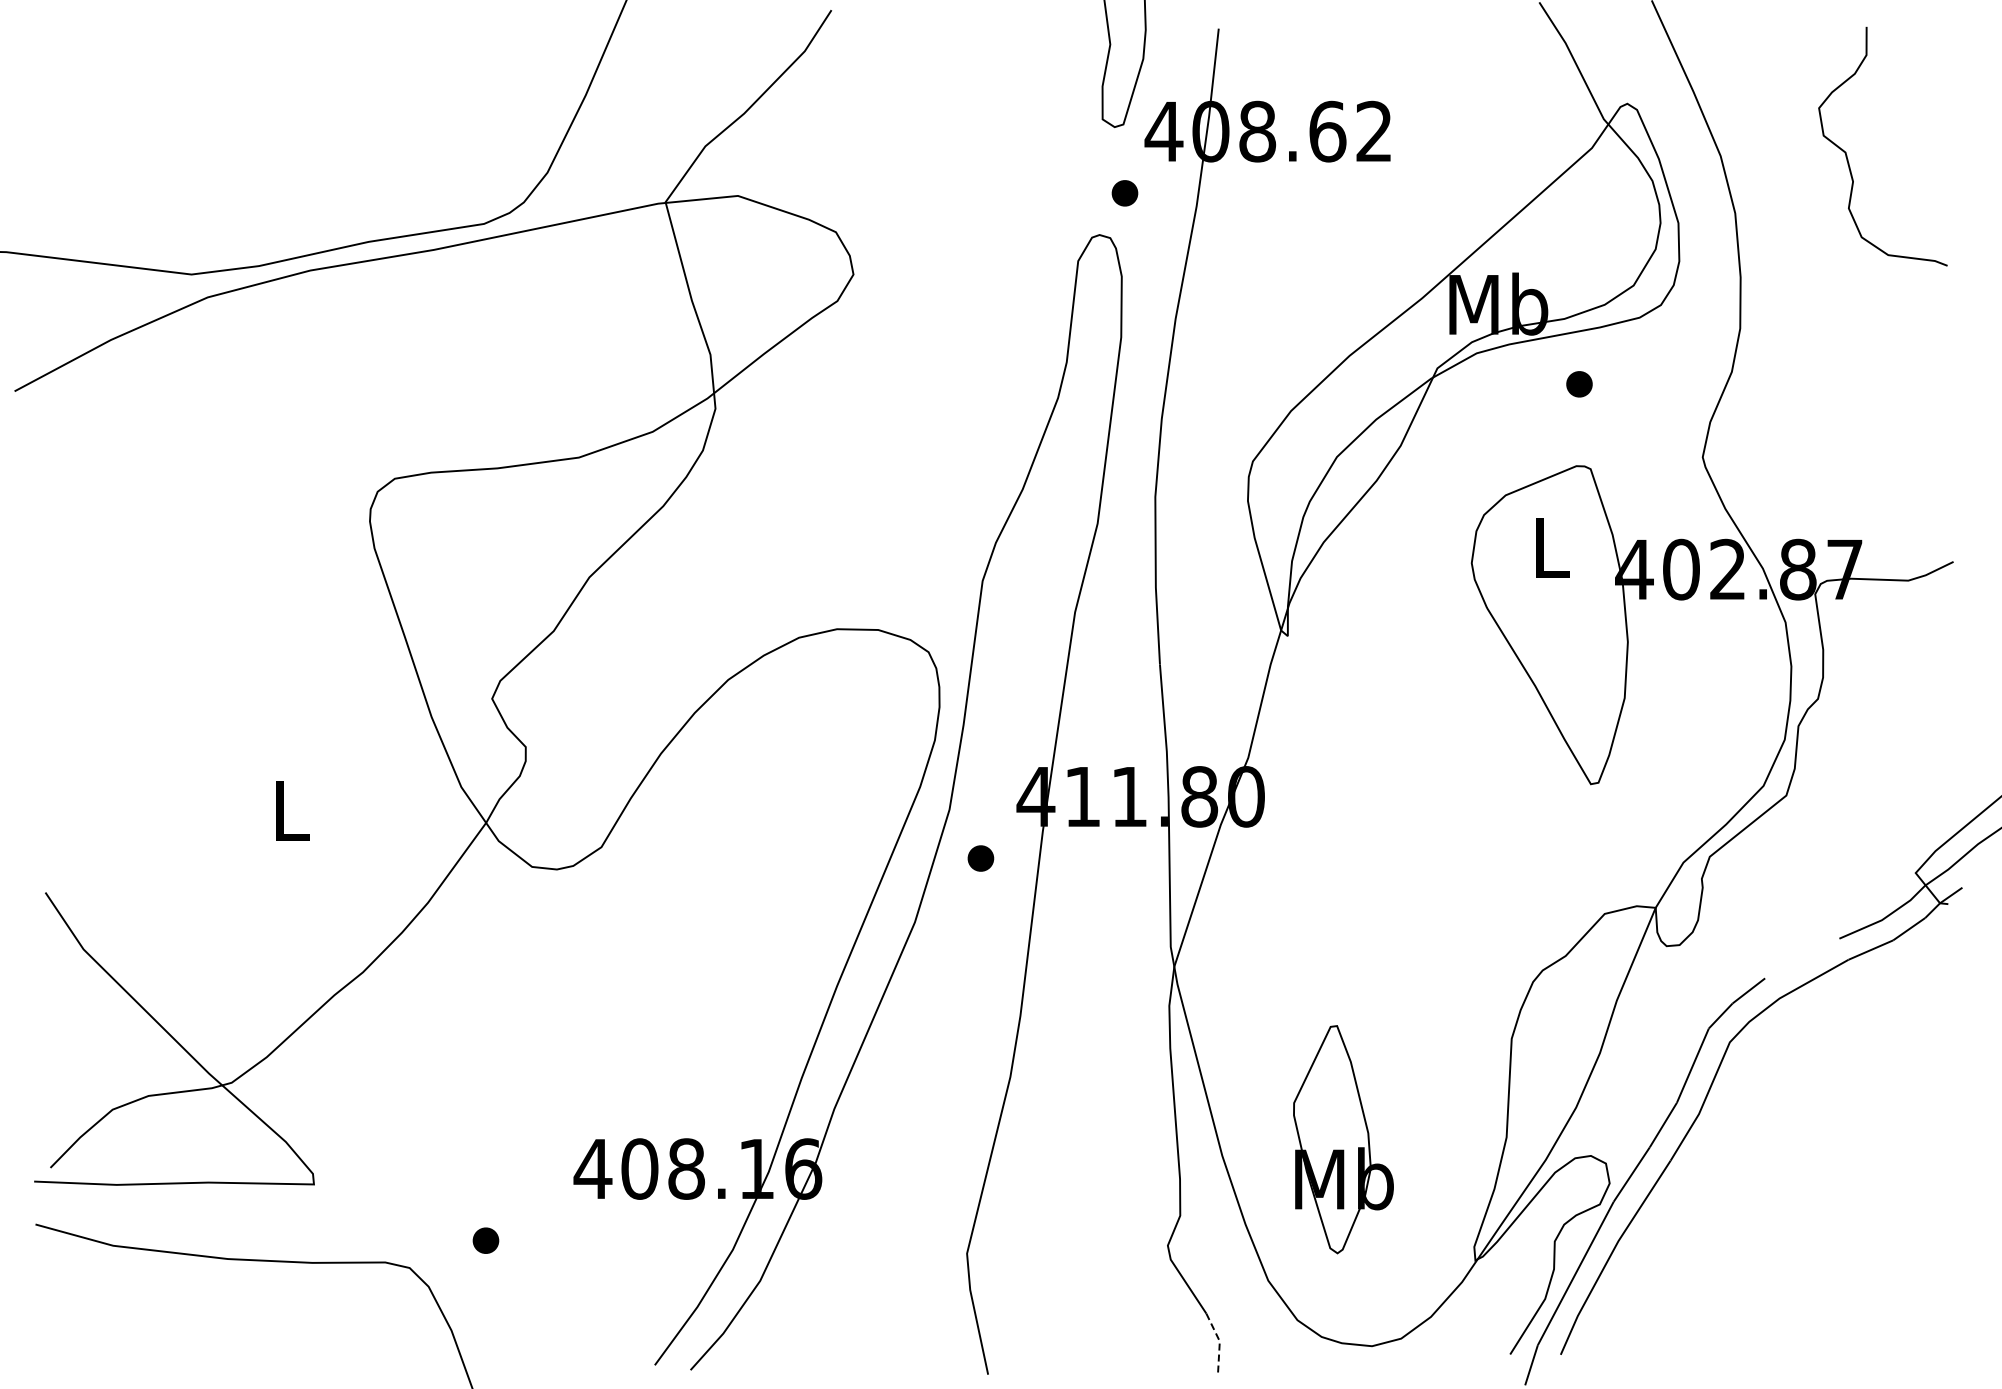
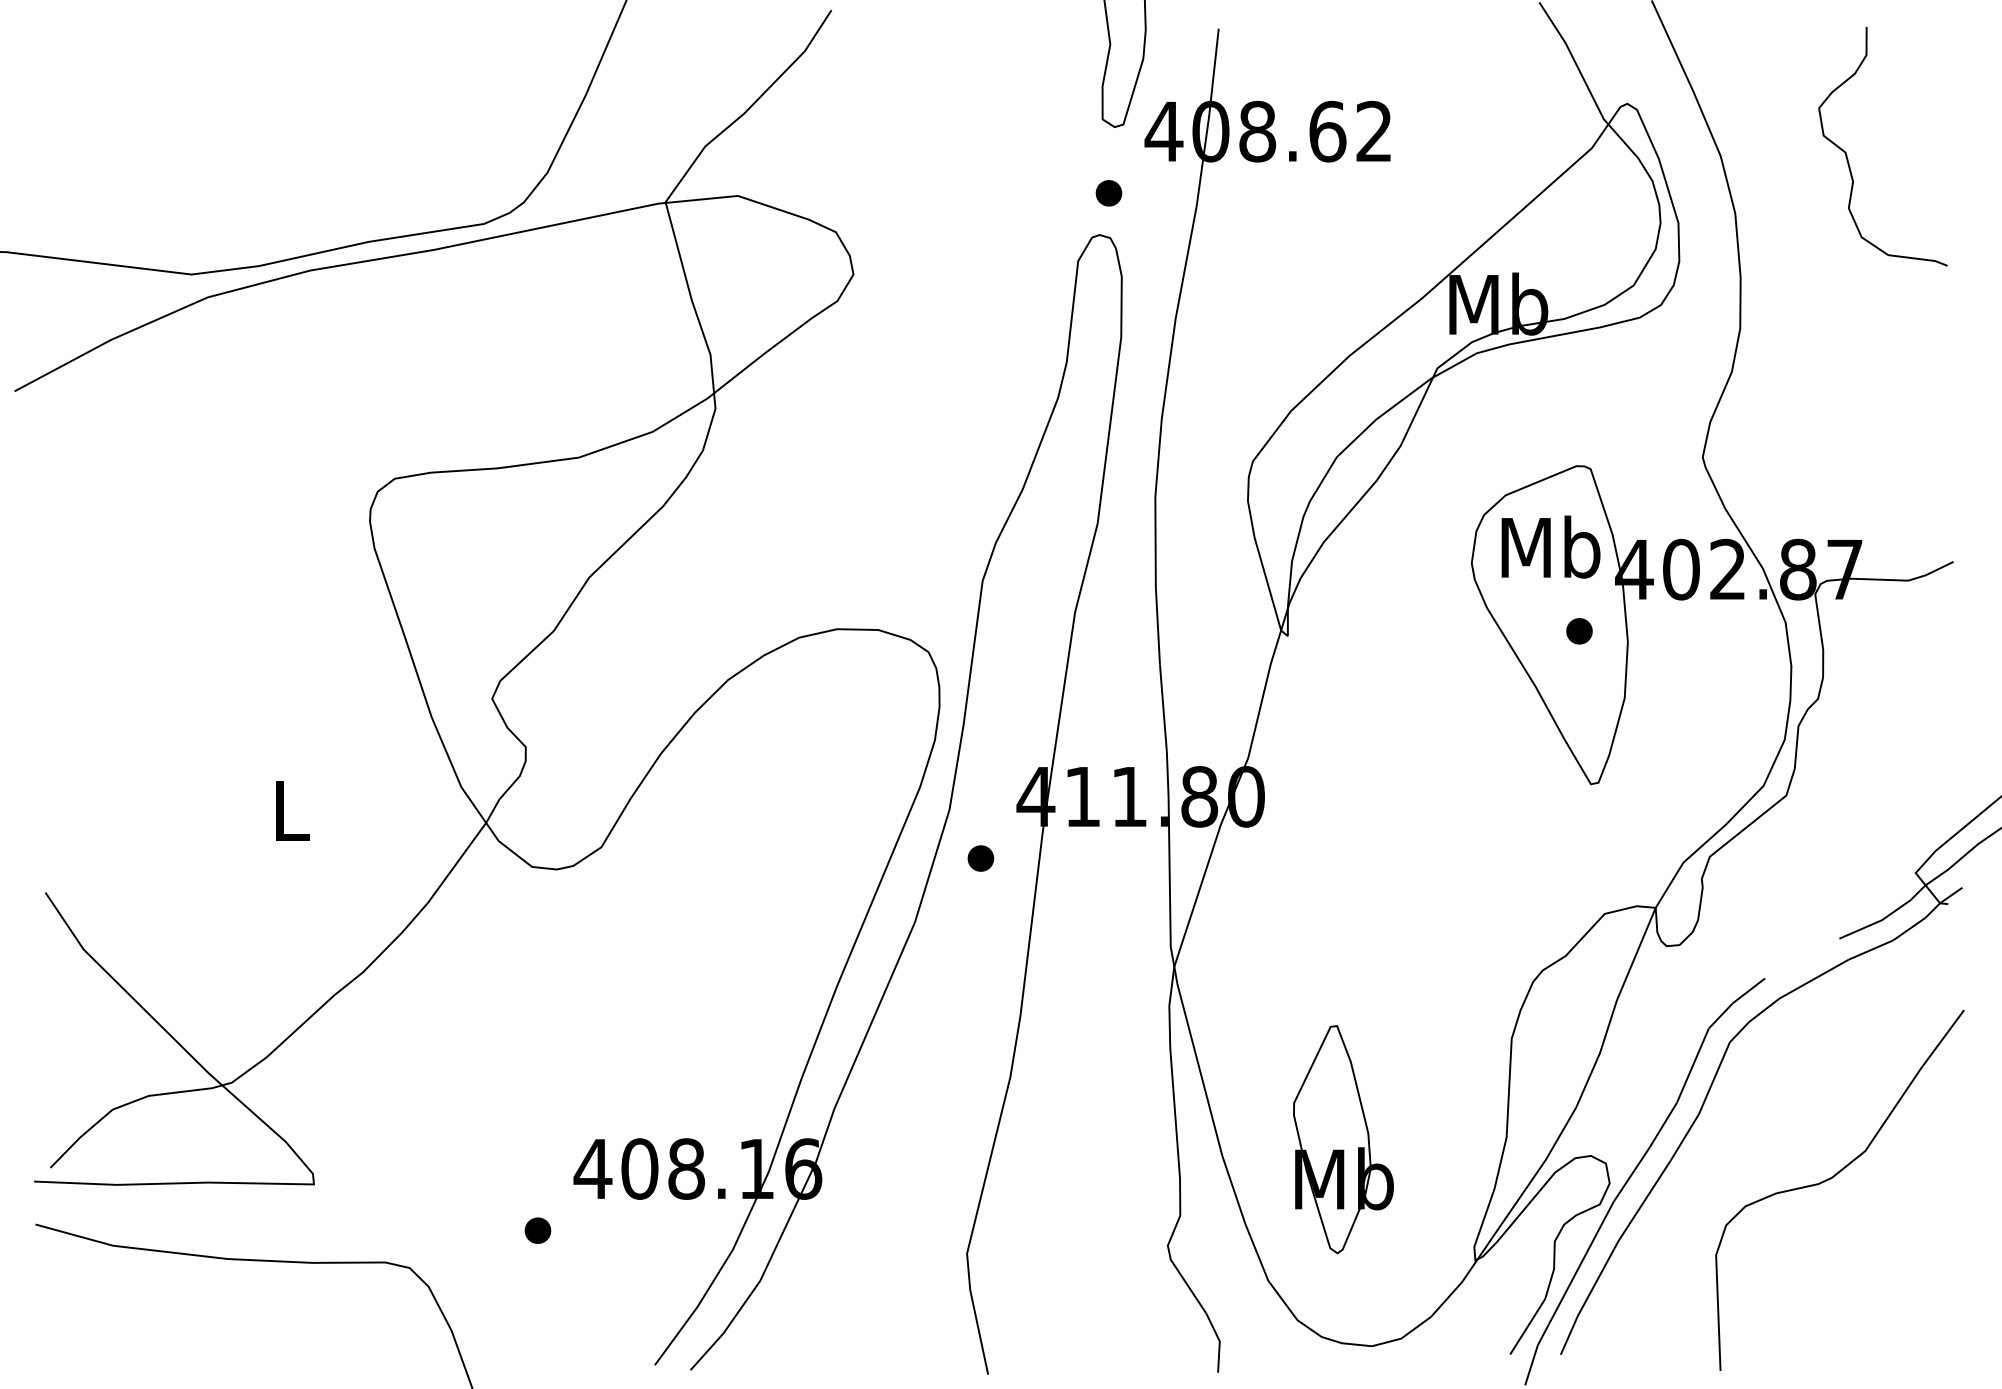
part position: (1124, 193) -> (1108, 193) (1108, 193)
part position: (1579, 384) -> (1579, 631) (1579, 631)
text: L -> Mb (1550, 546)
curve: none -> present (1831, 1179)
part position: (485, 1240) -> (537, 1230) (537, 1230)
line: dashed -> solid (1219, 1341)
